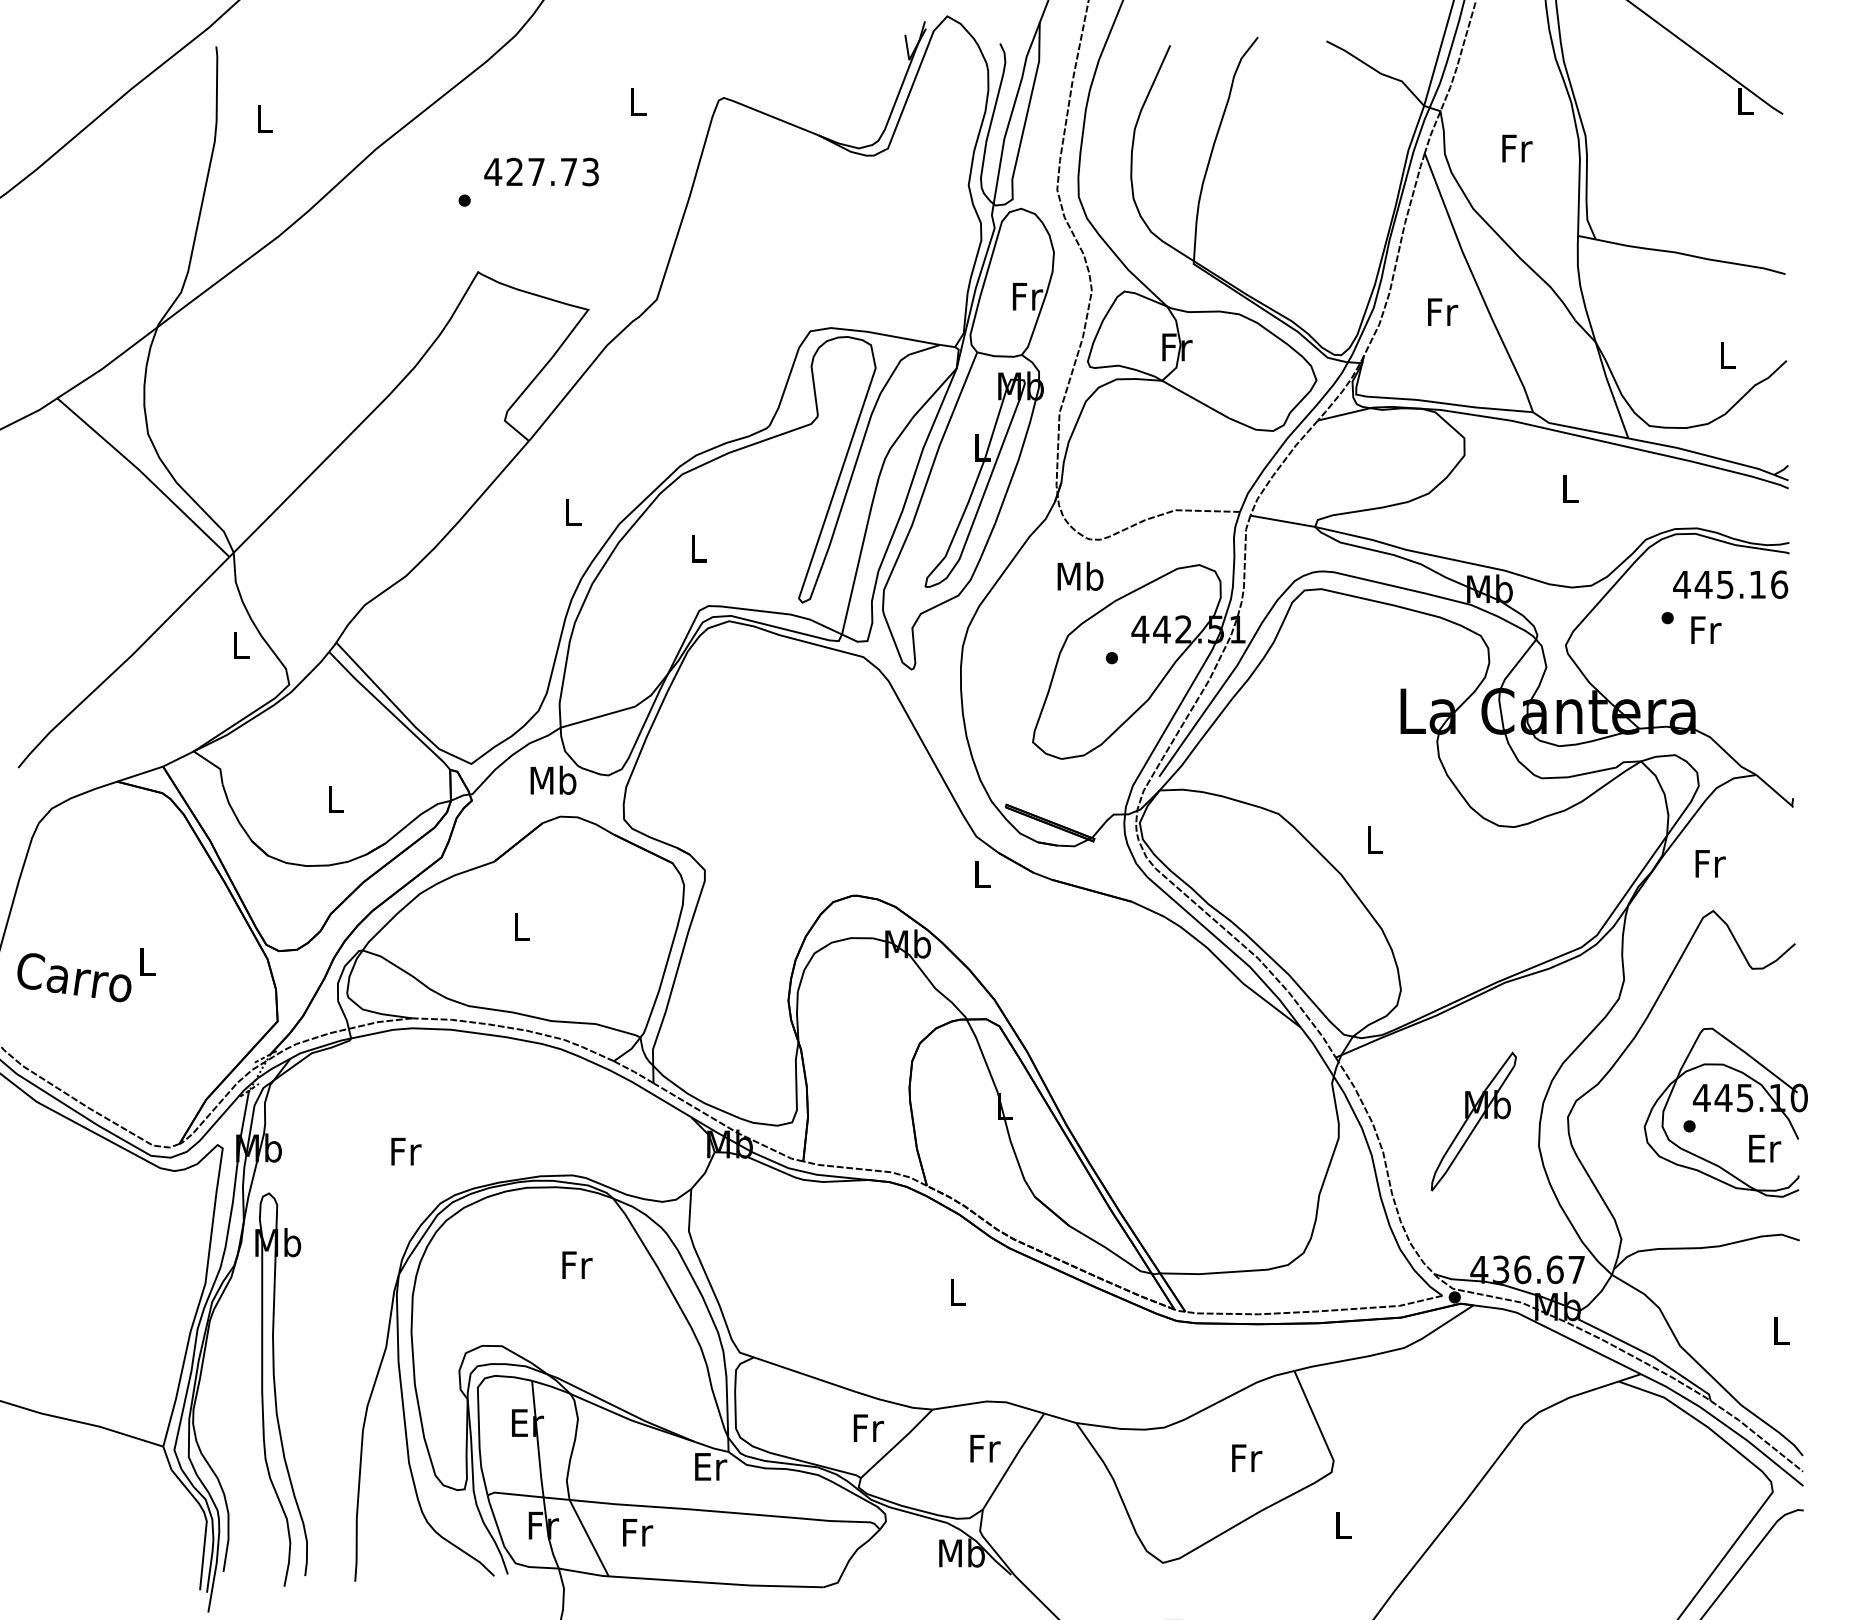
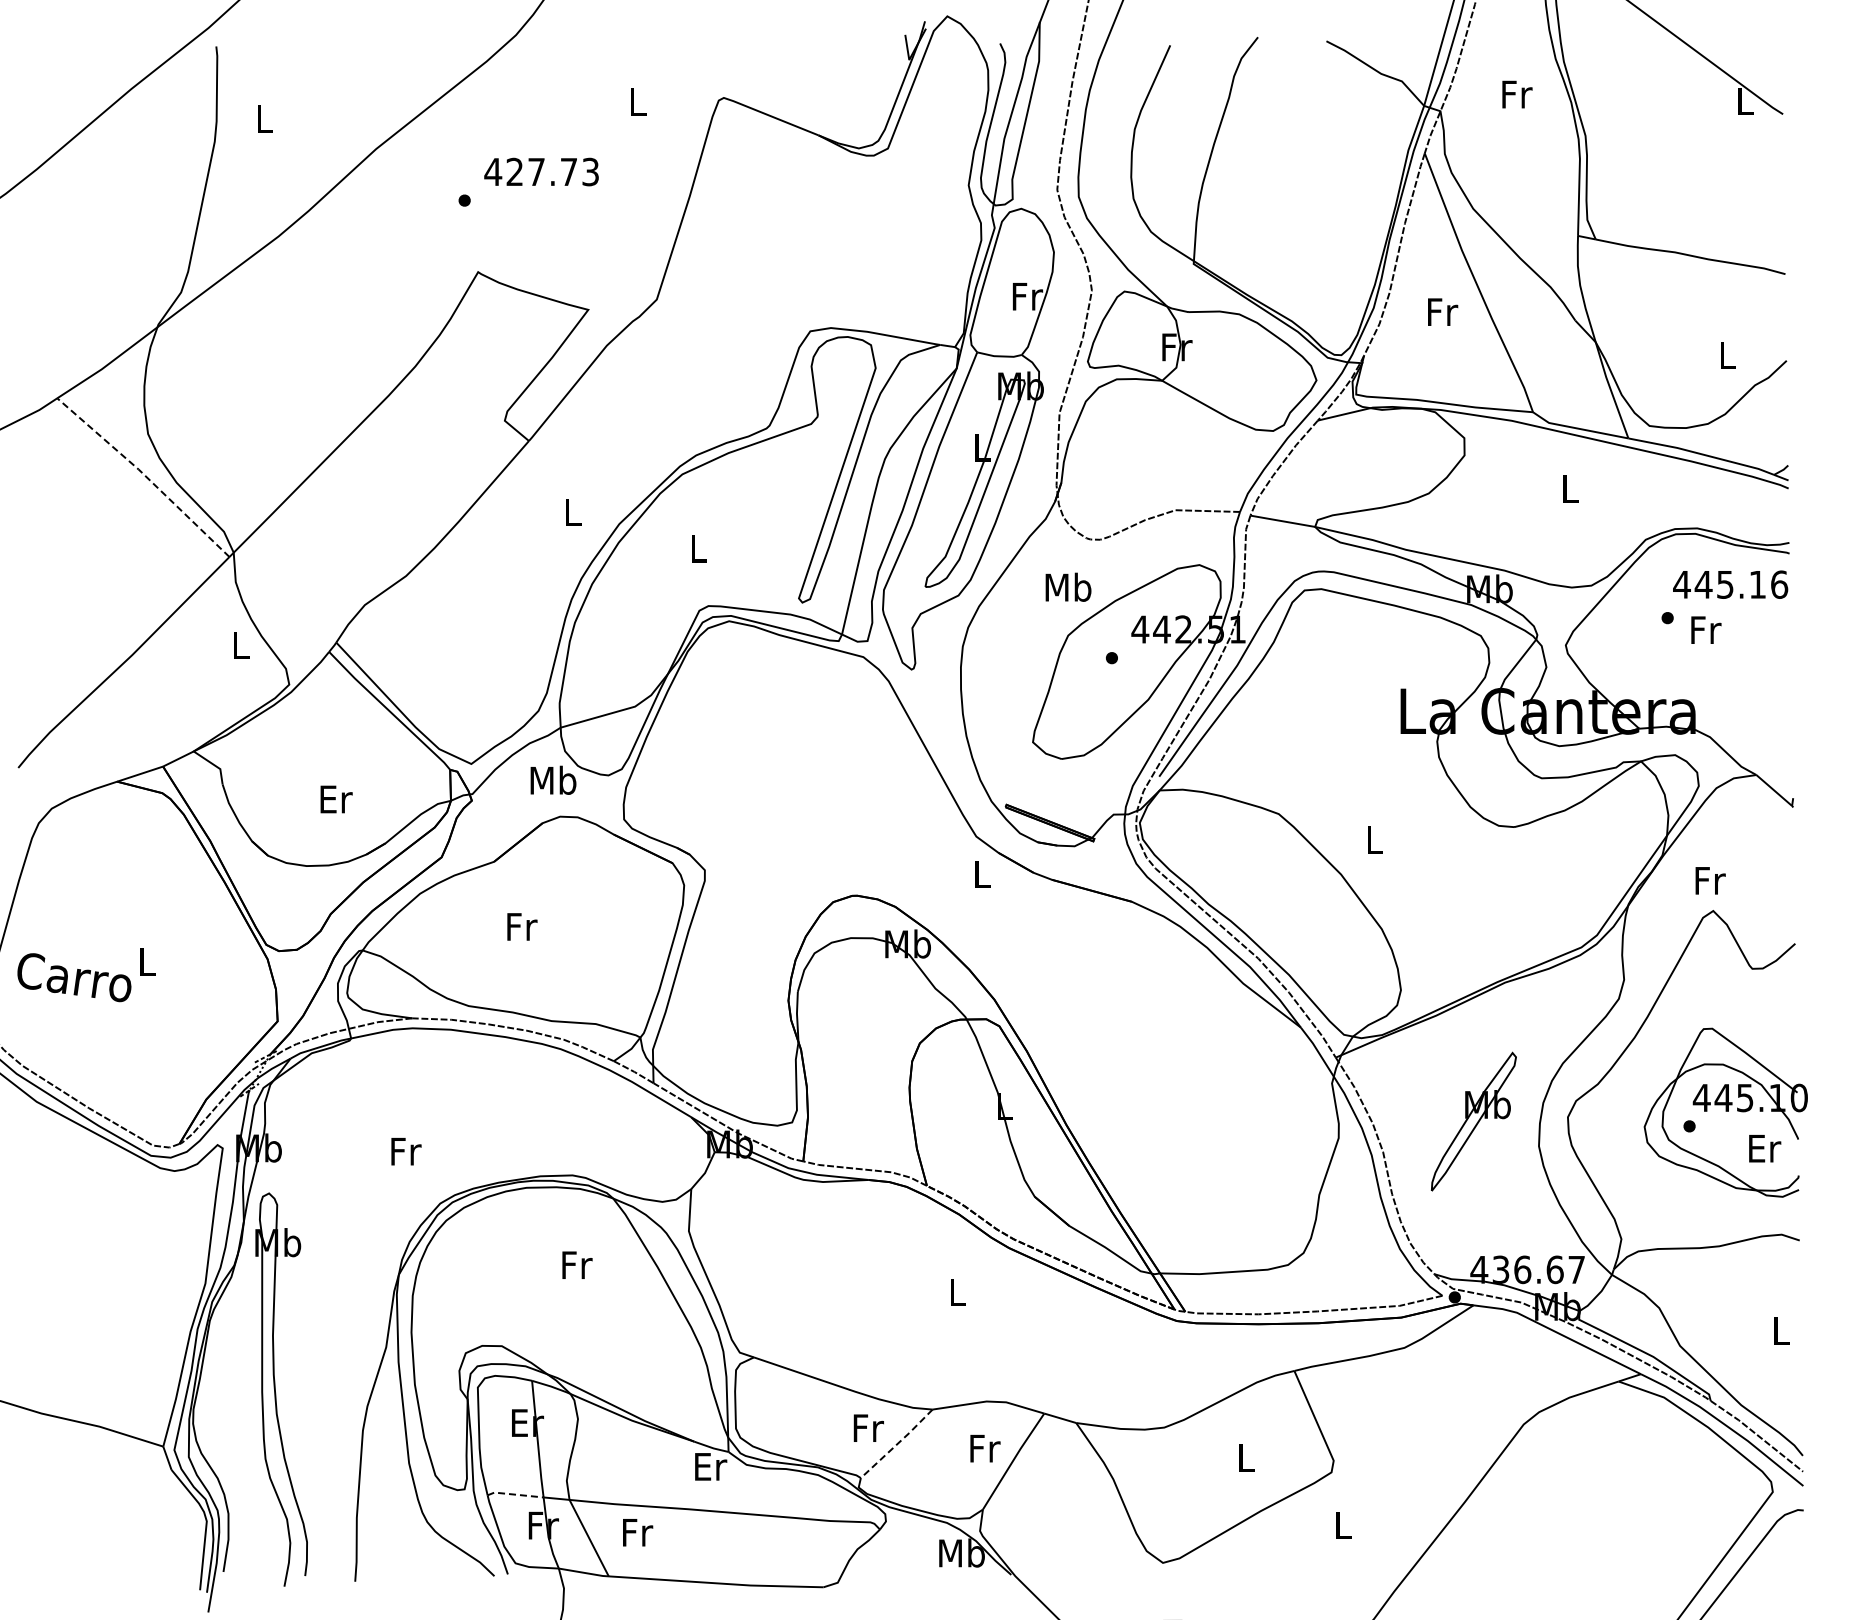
text position: (1517, 148) -> (1517, 94) (1517, 94)
line: solid -> dashed (144, 475)
text position: (1080, 575) -> (1068, 586) (1068, 586)
text: L -> Er (336, 799)
text position: (1710, 863) -> (1710, 880) (1710, 880)
text: L -> Fr (522, 926)
line: solid -> dashed (897, 1443)
text: Fr -> L (1247, 1457)
line: solid -> dashed (515, 1494)
